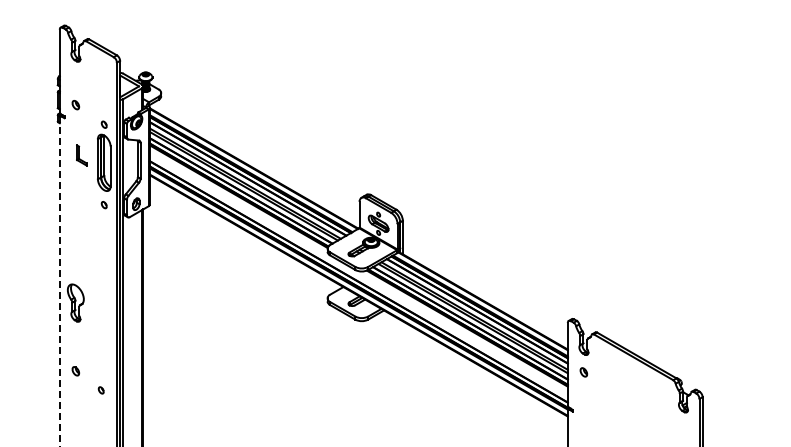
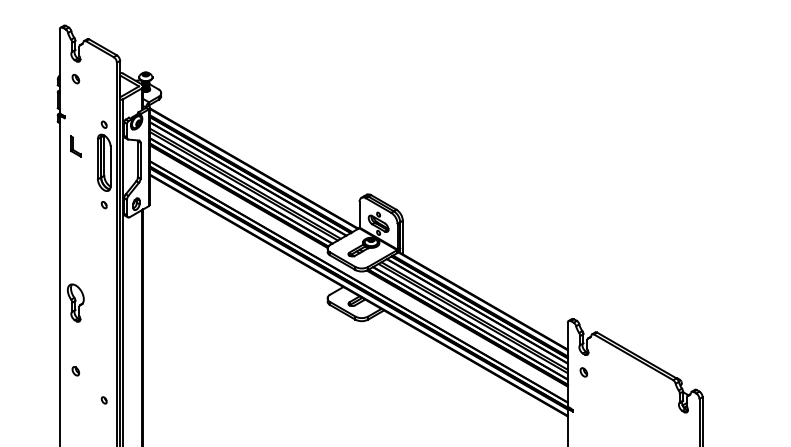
part position: (75, 105) -> (75, 79) (75, 79)
part position: (81, 155) -> (75, 146) (75, 146)
line: dashed -> solid (59, 281)
part position: (100, 390) -> (103, 400) (103, 400)
